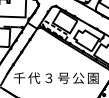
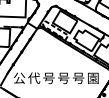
text: 千 -> 公 (18, 78)
text: ３ -> 号 (48, 78)
text: 公 -> 号 (78, 78)
